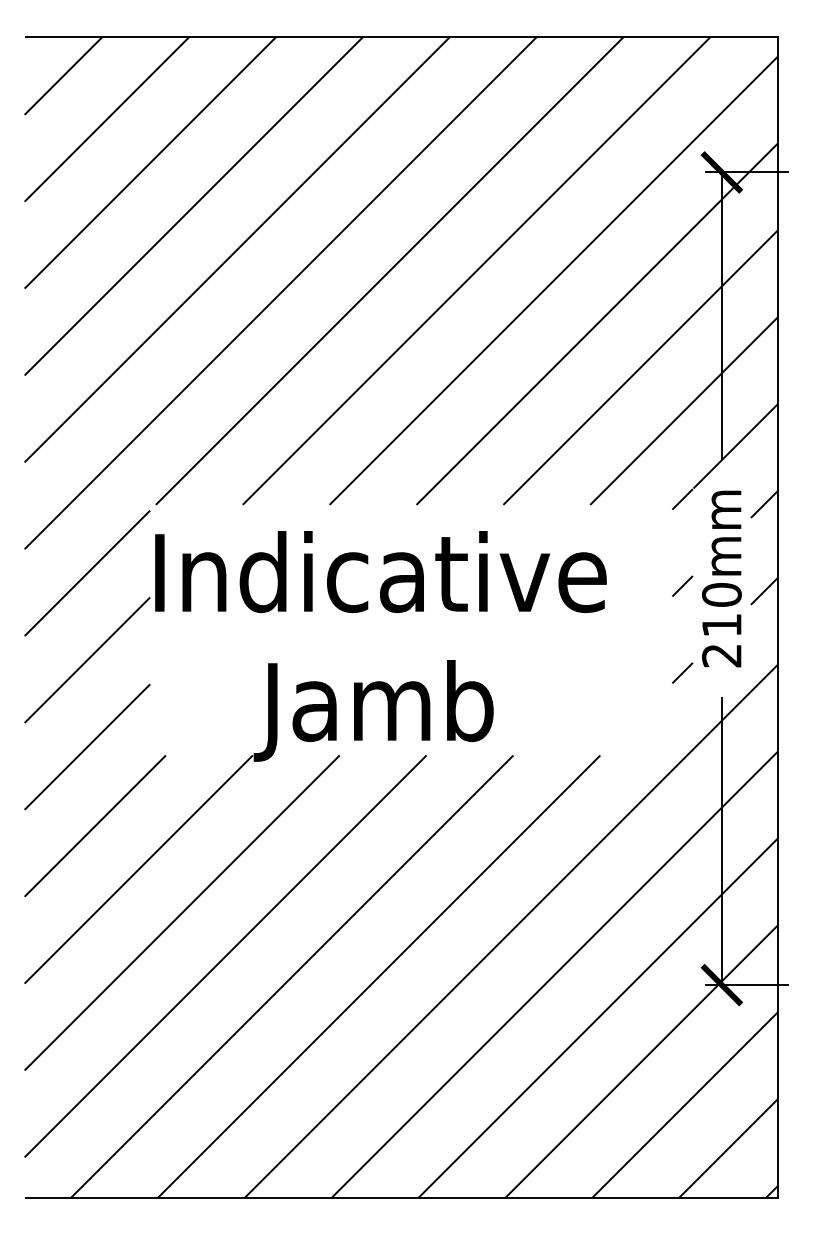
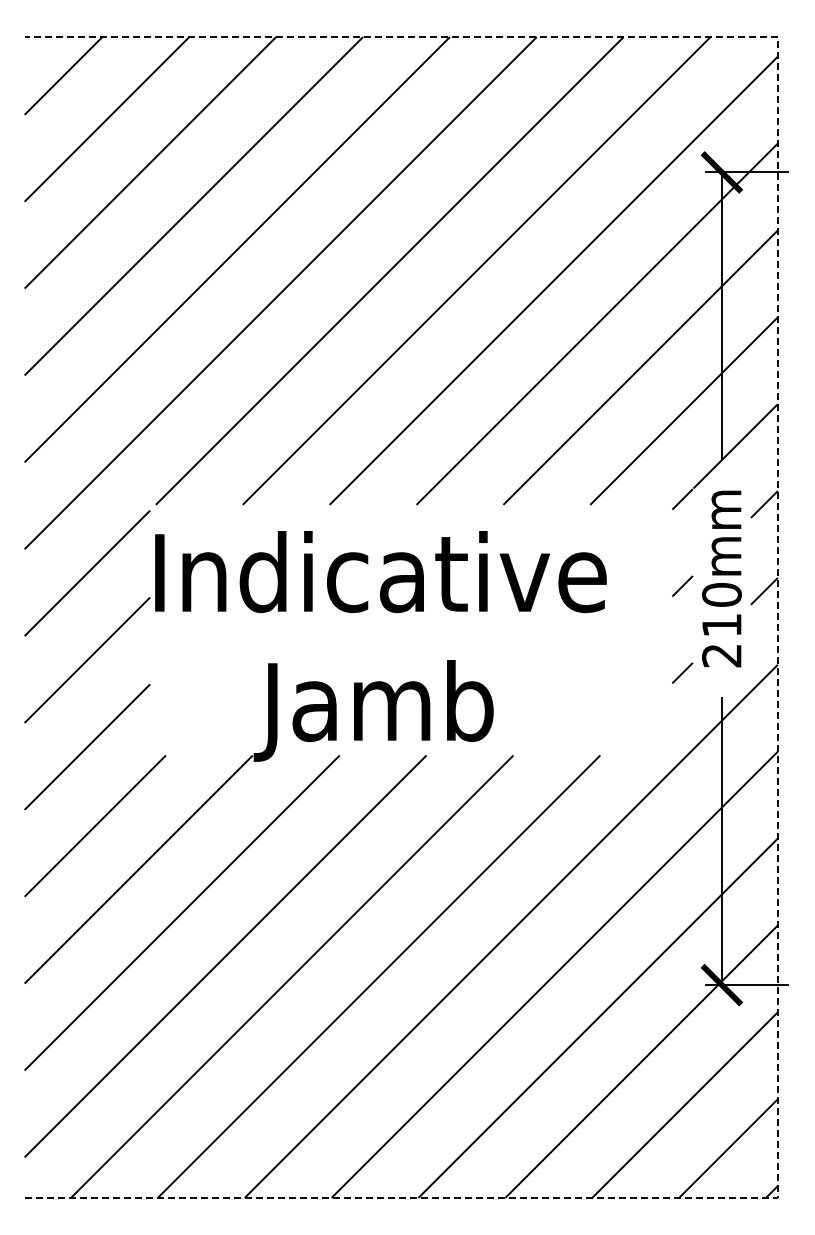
line: solid -> dashed (777, 617)
